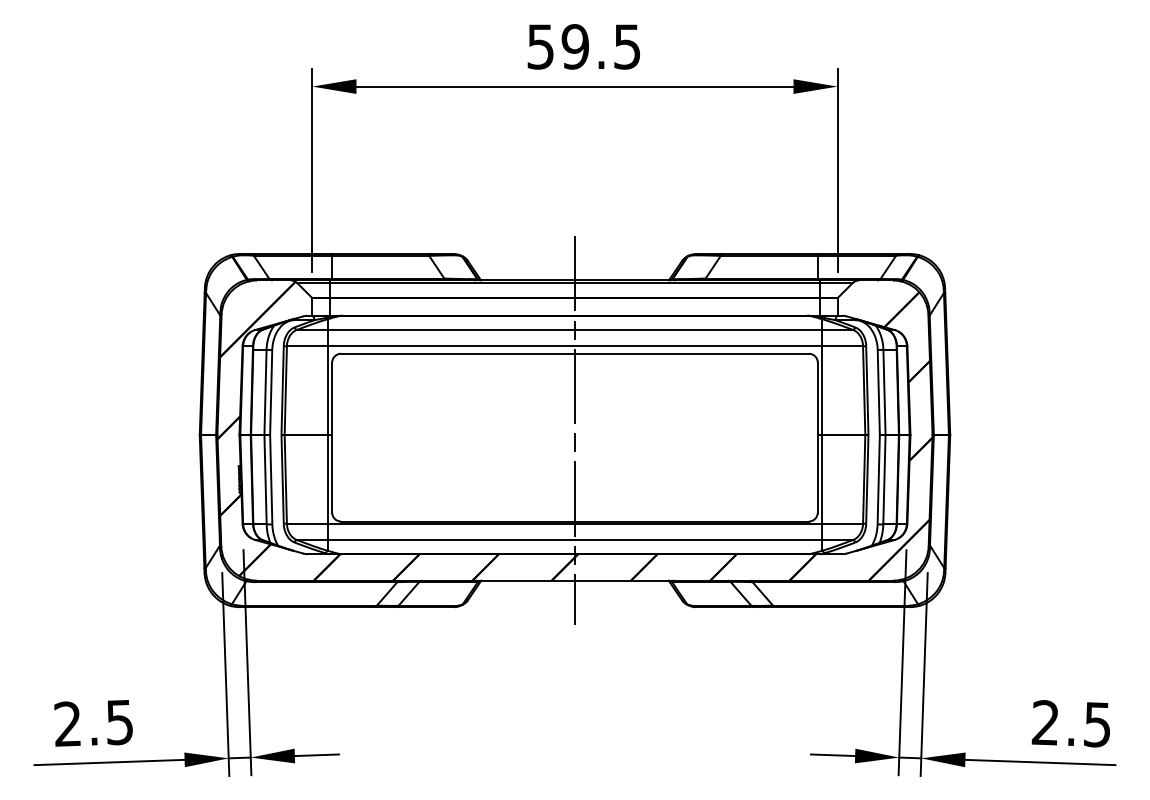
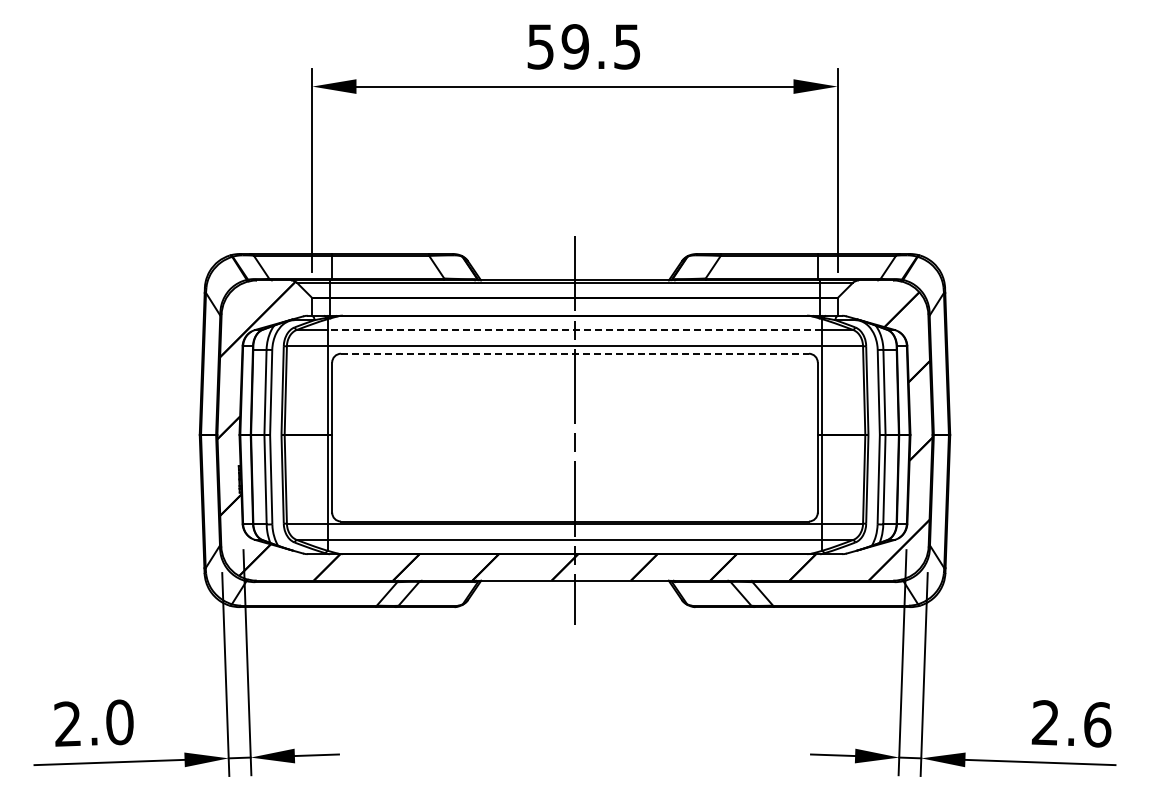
line: solid -> dashed (574, 329)
line: solid -> dashed (574, 353)
text: 2.5 -> 2.0 (119, 722)
text: 2.5 -> 2.6 (1097, 724)
